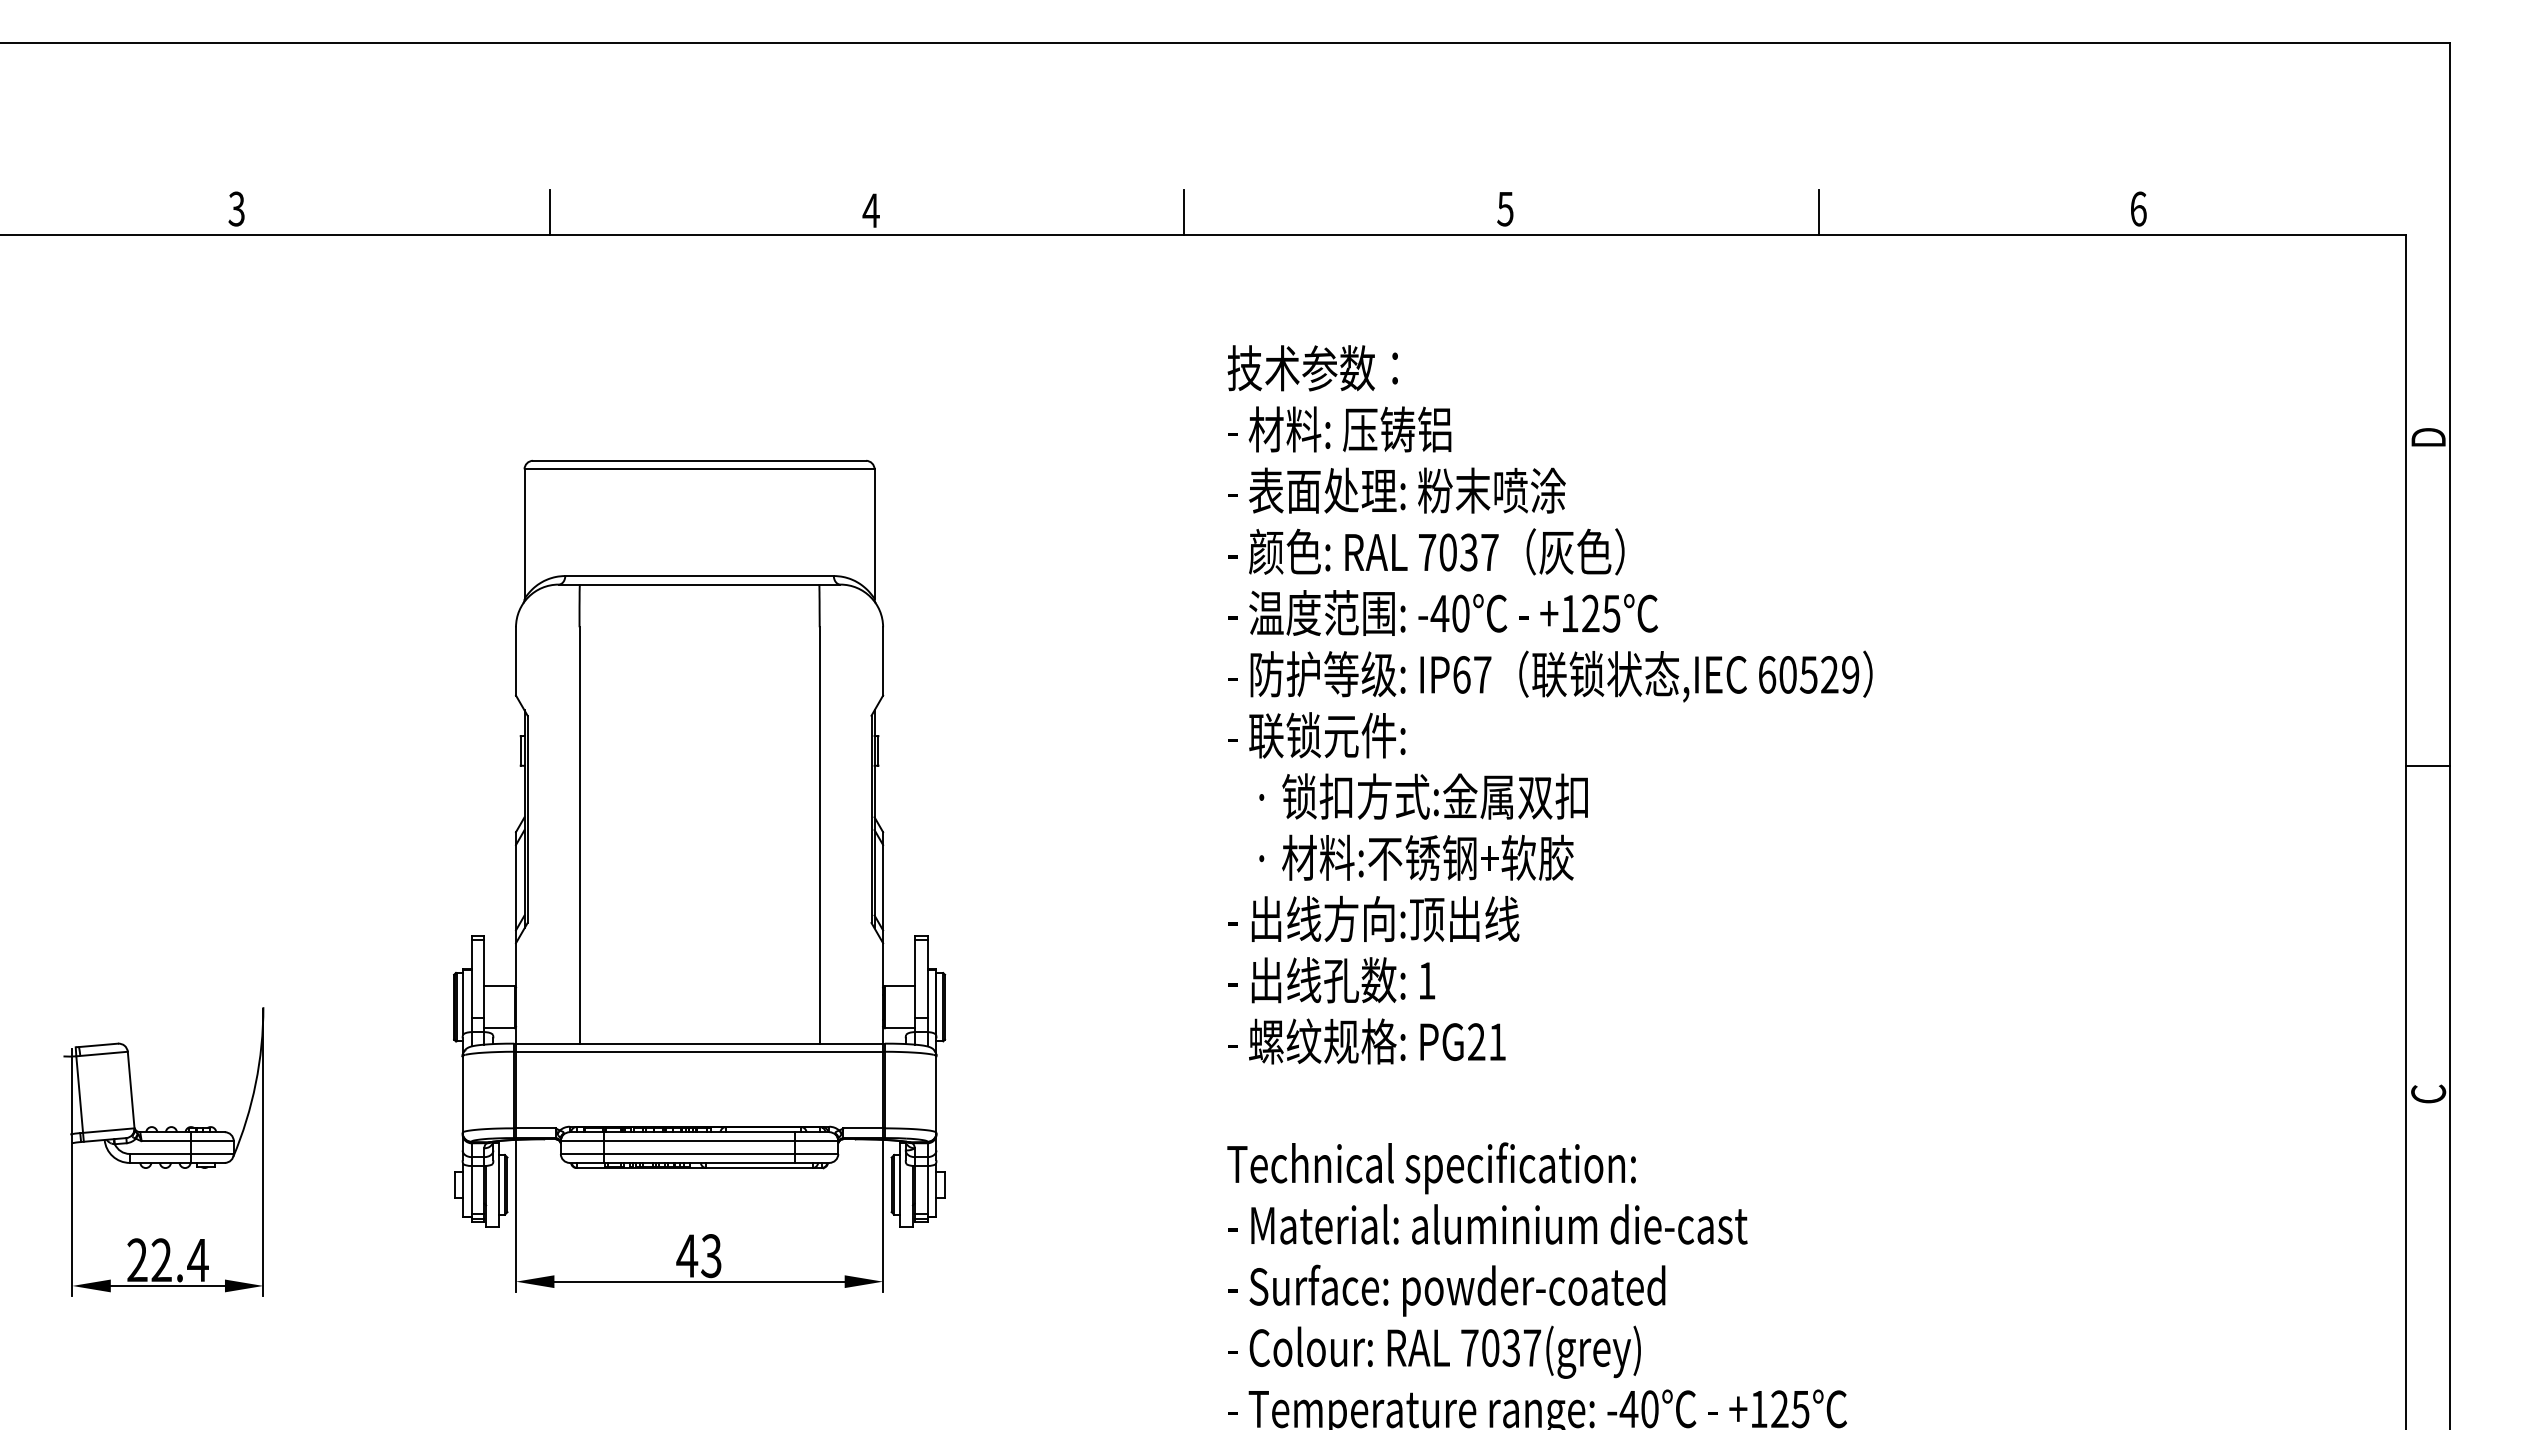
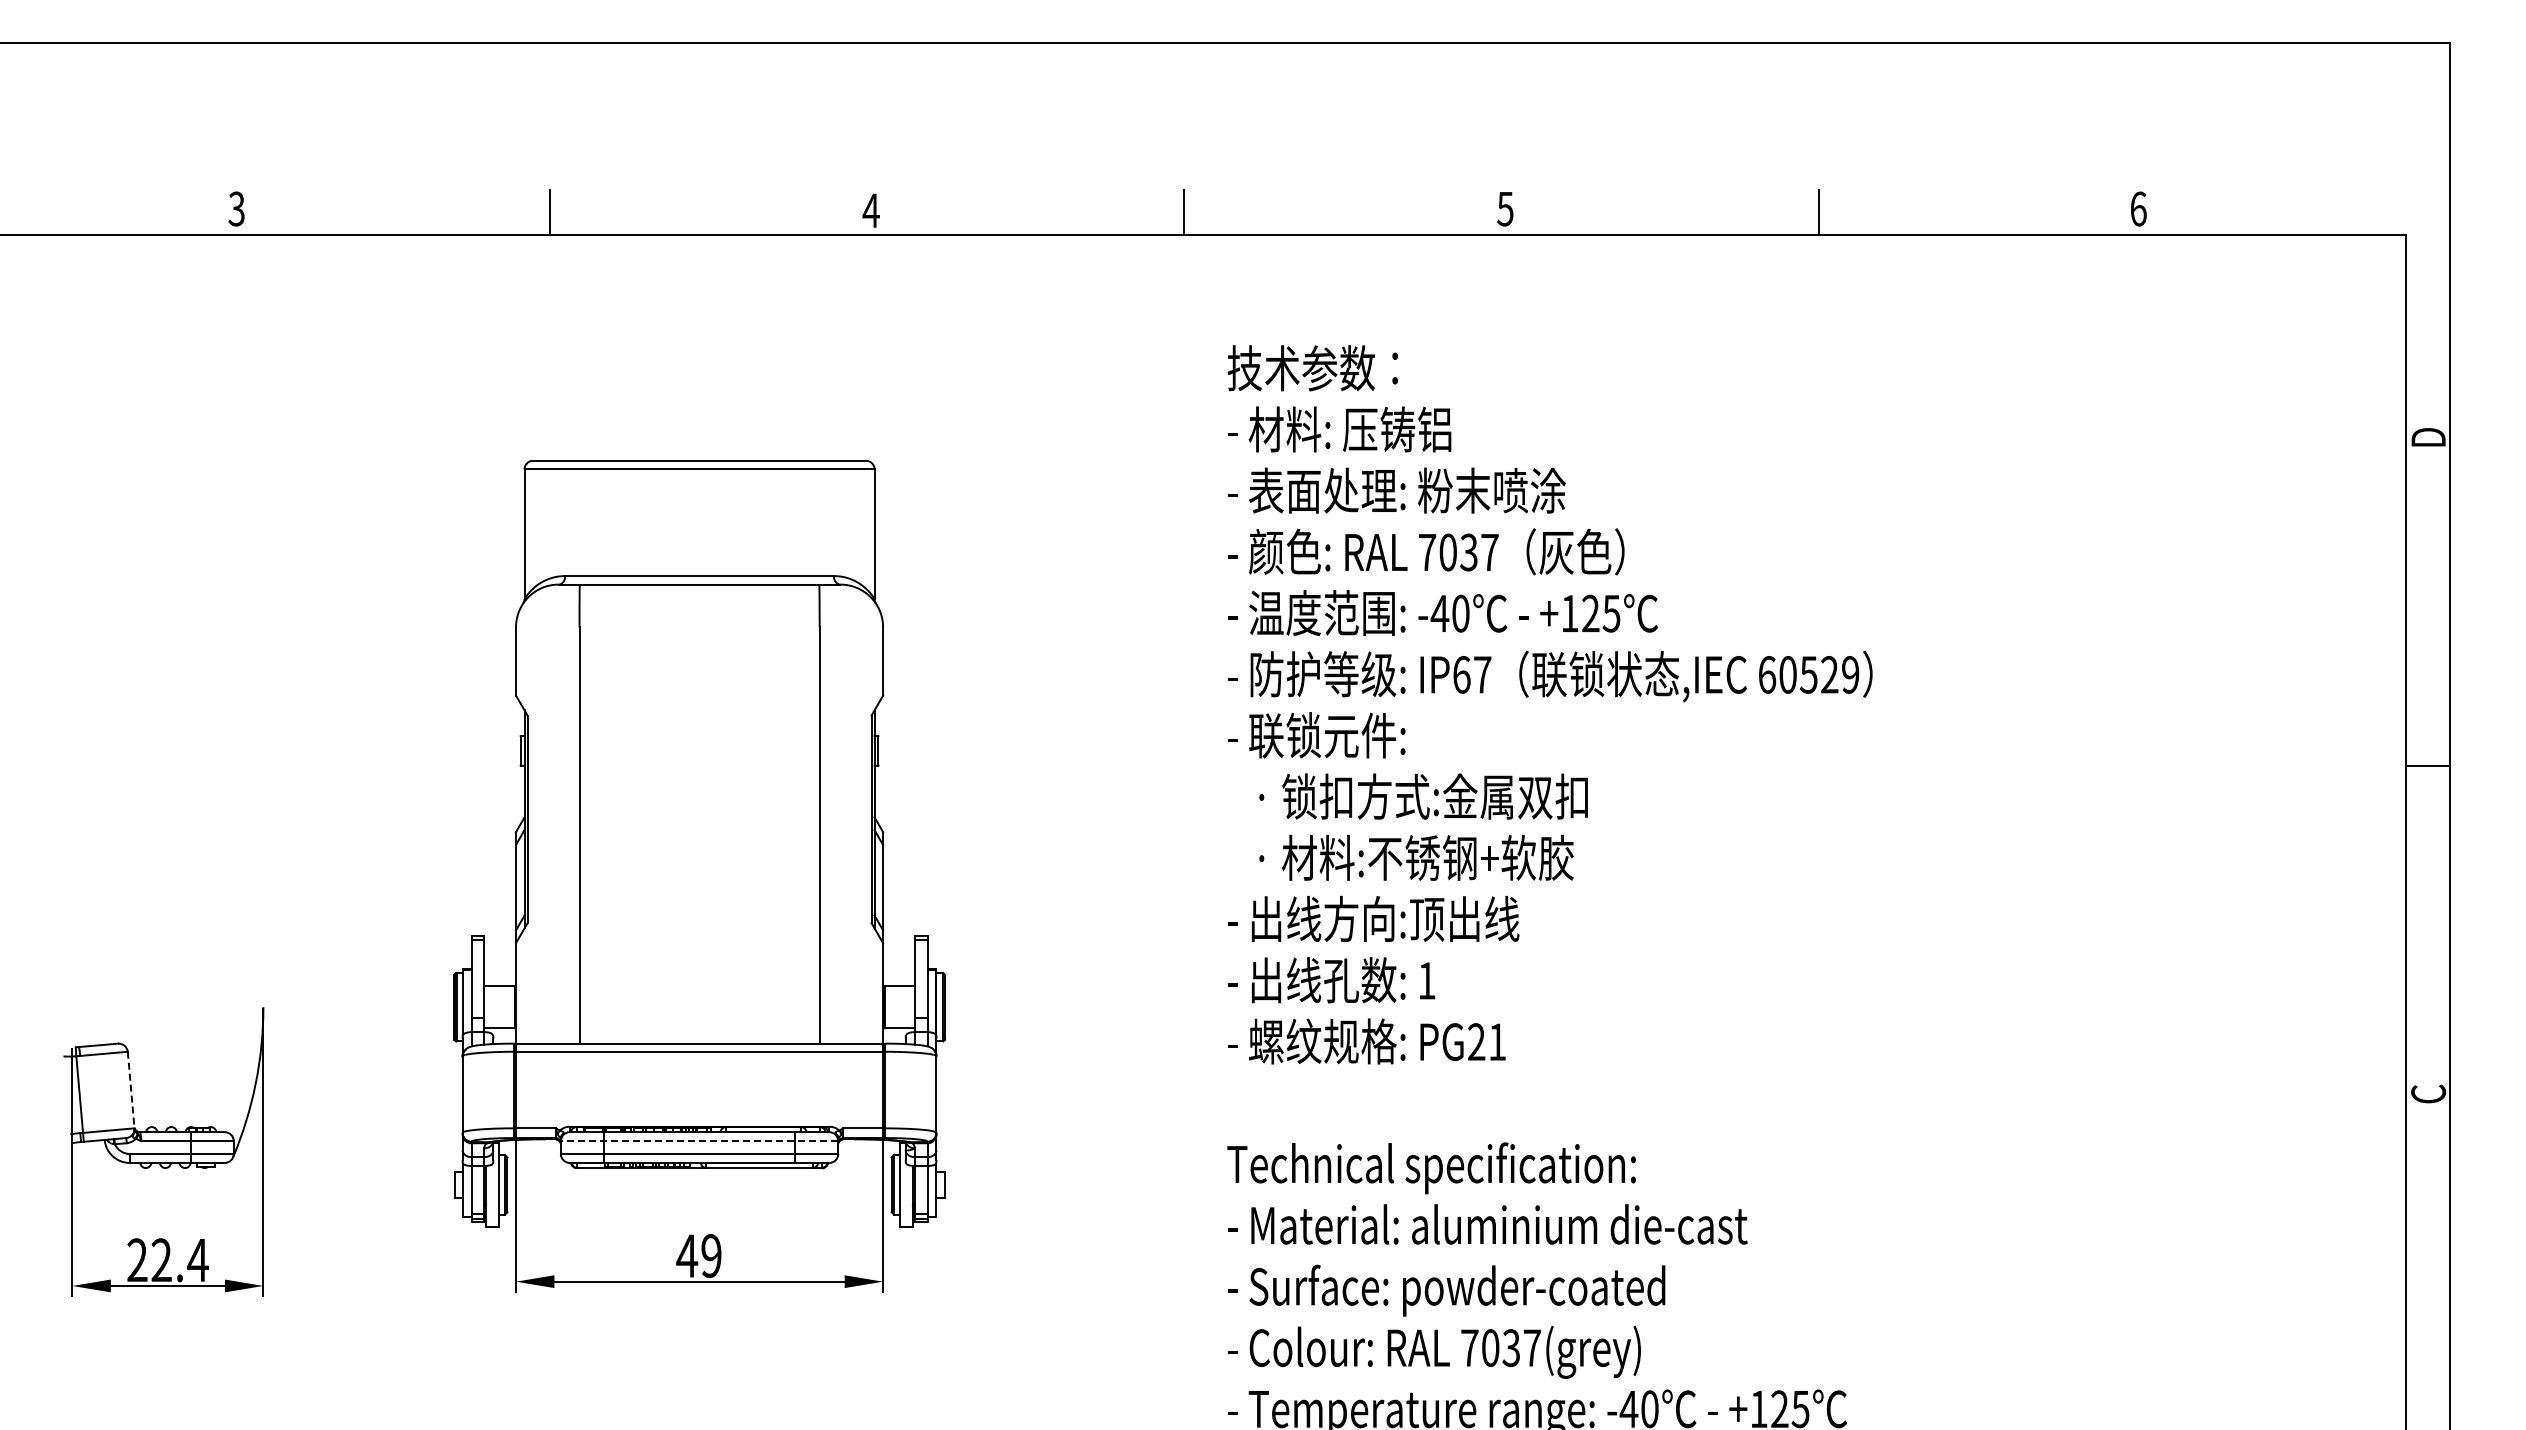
line: solid -> dashed (131, 1091)
line: solid -> dashed (699, 1141)
text: 43 -> 49 (711, 1256)
